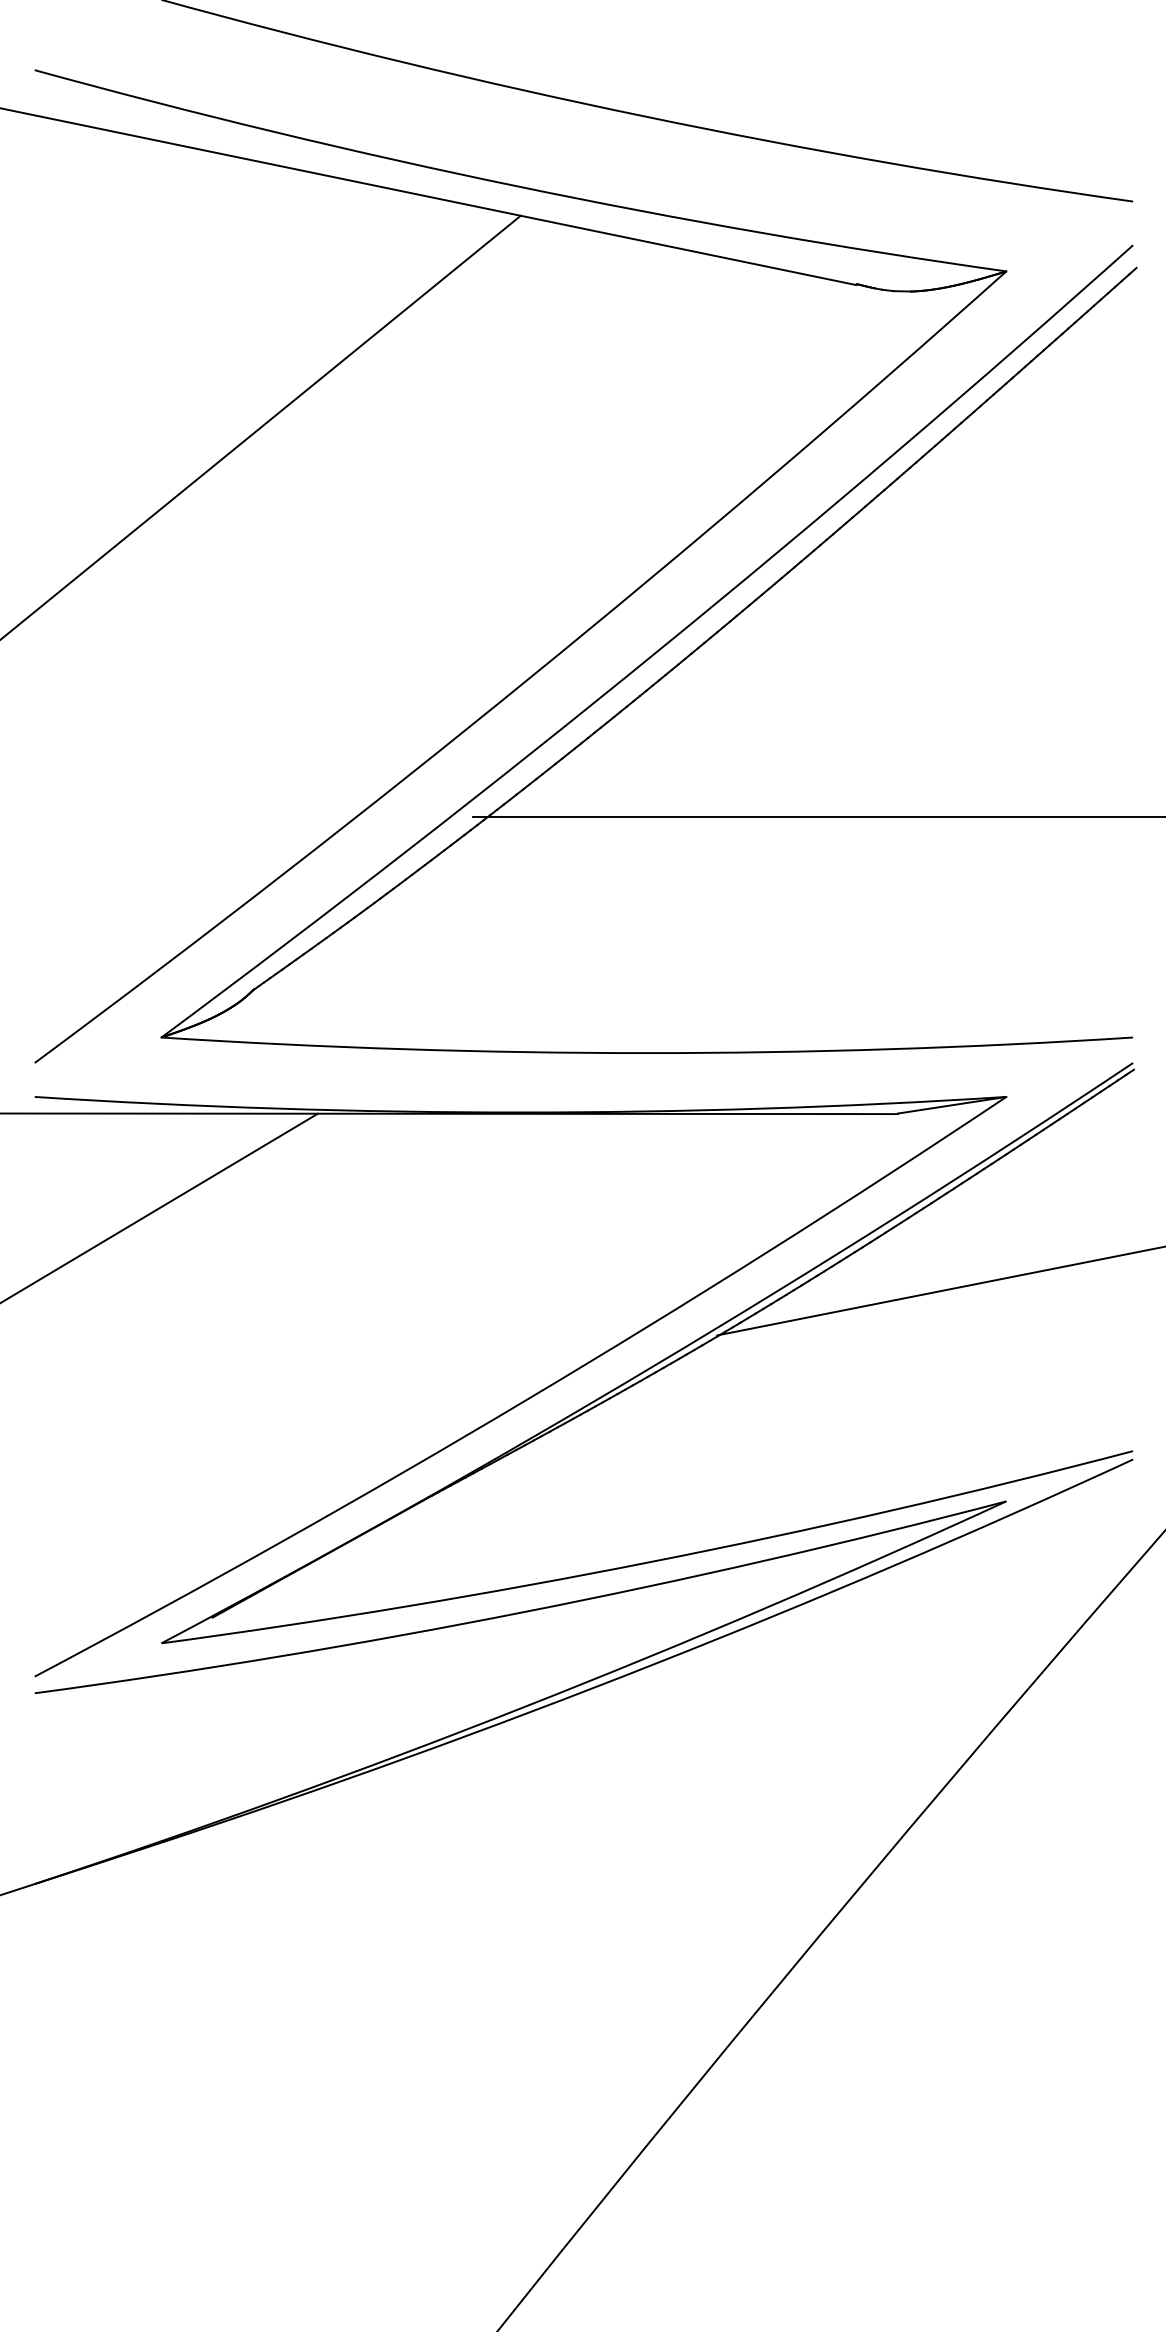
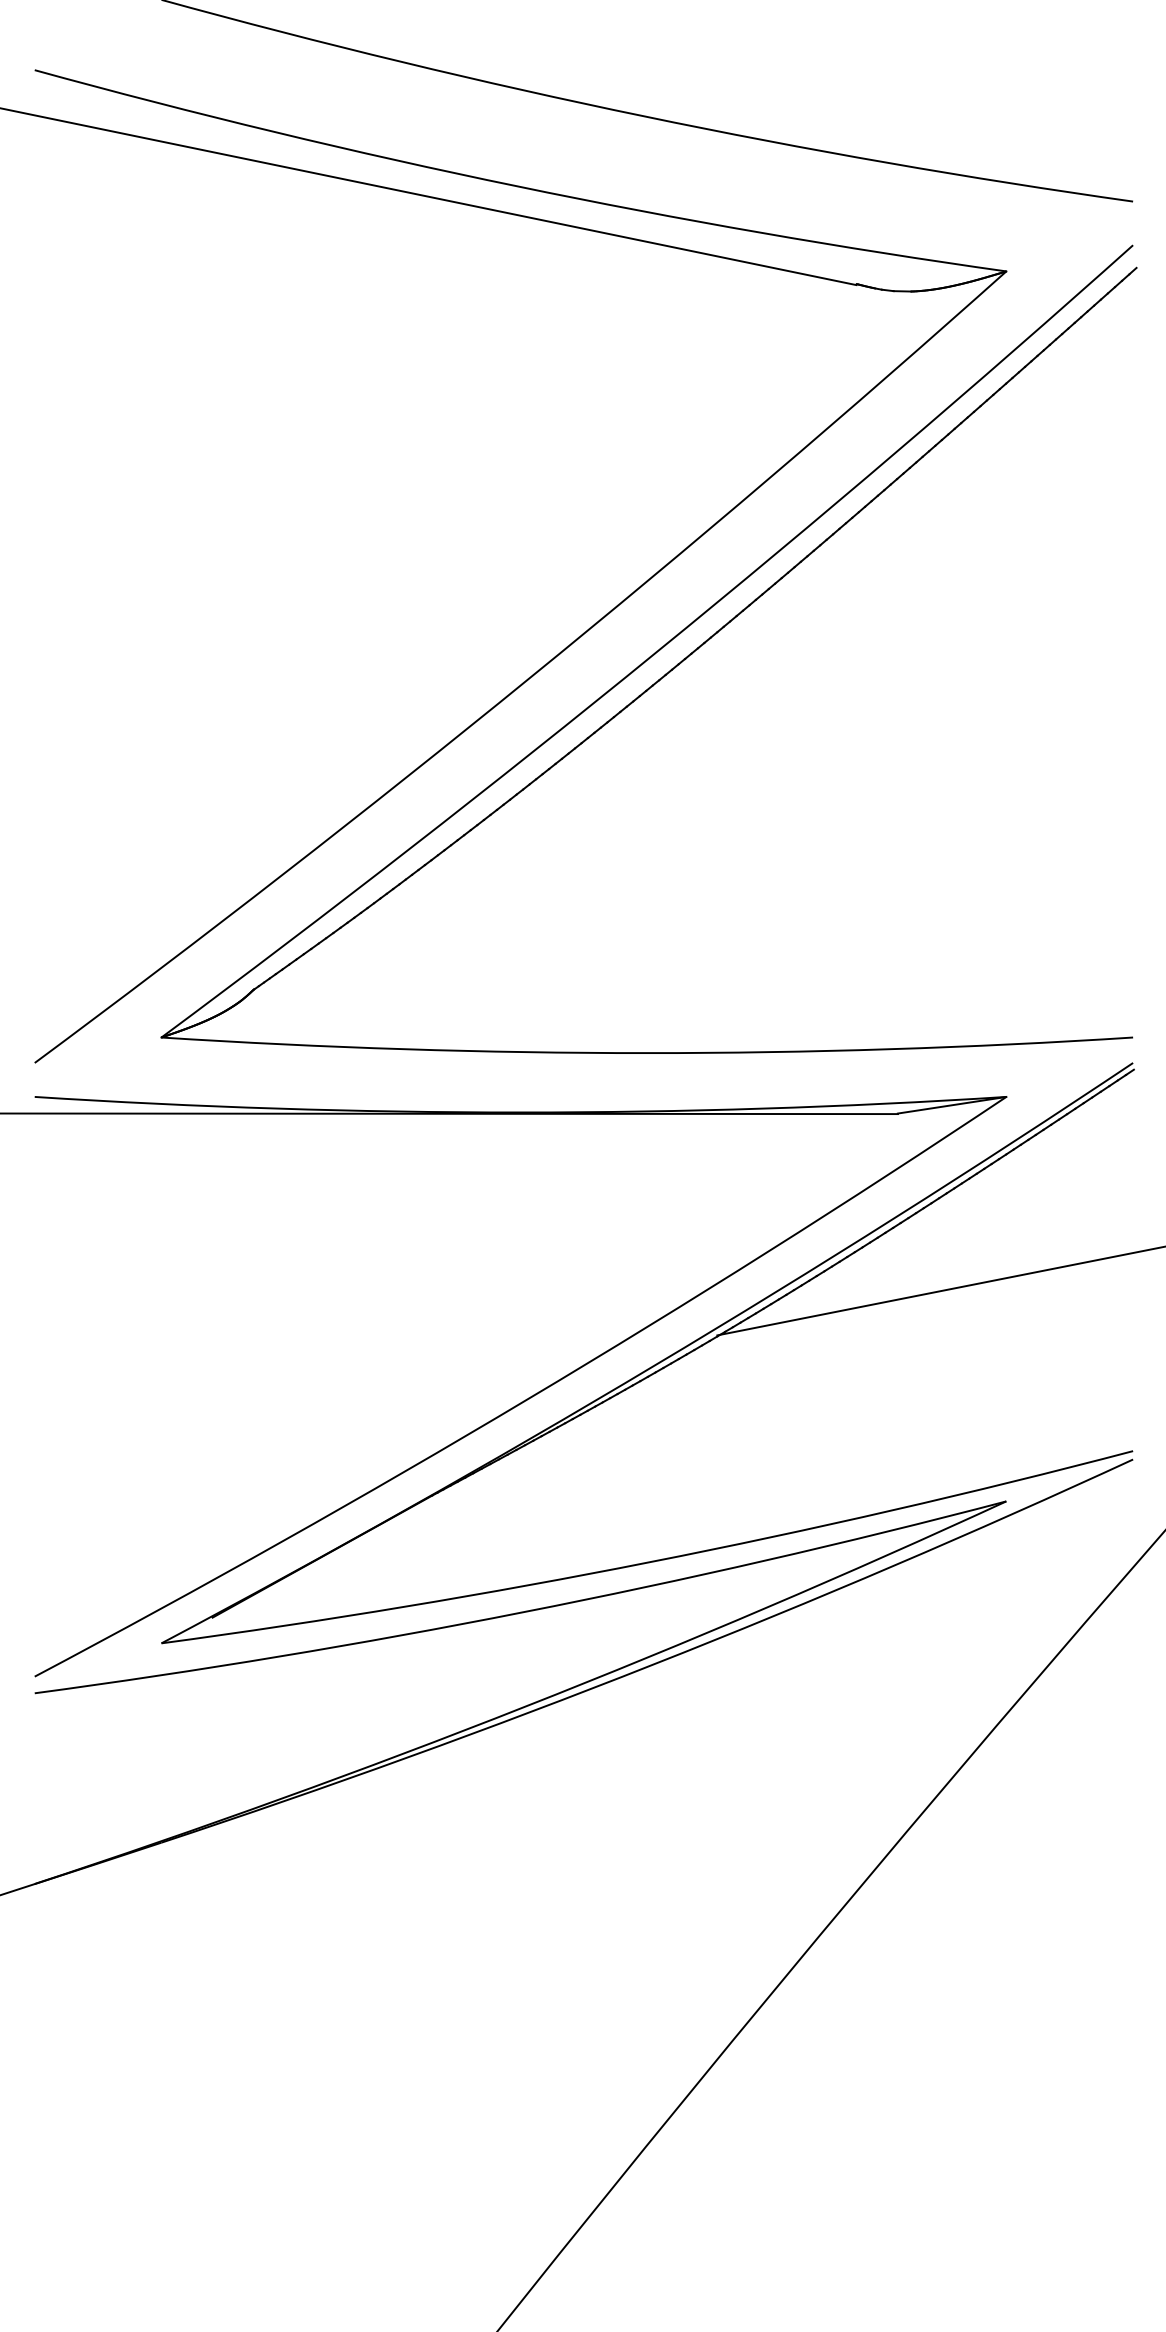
line: present -> none (261, 426)
line: present -> none (817, 817)
line: present -> none (159, 1207)
